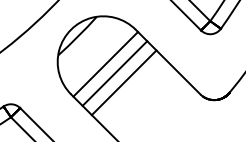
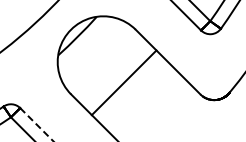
line: present -> none (105, 64)
line: present -> none (114, 73)
line: solid -> dashed (36, 124)
